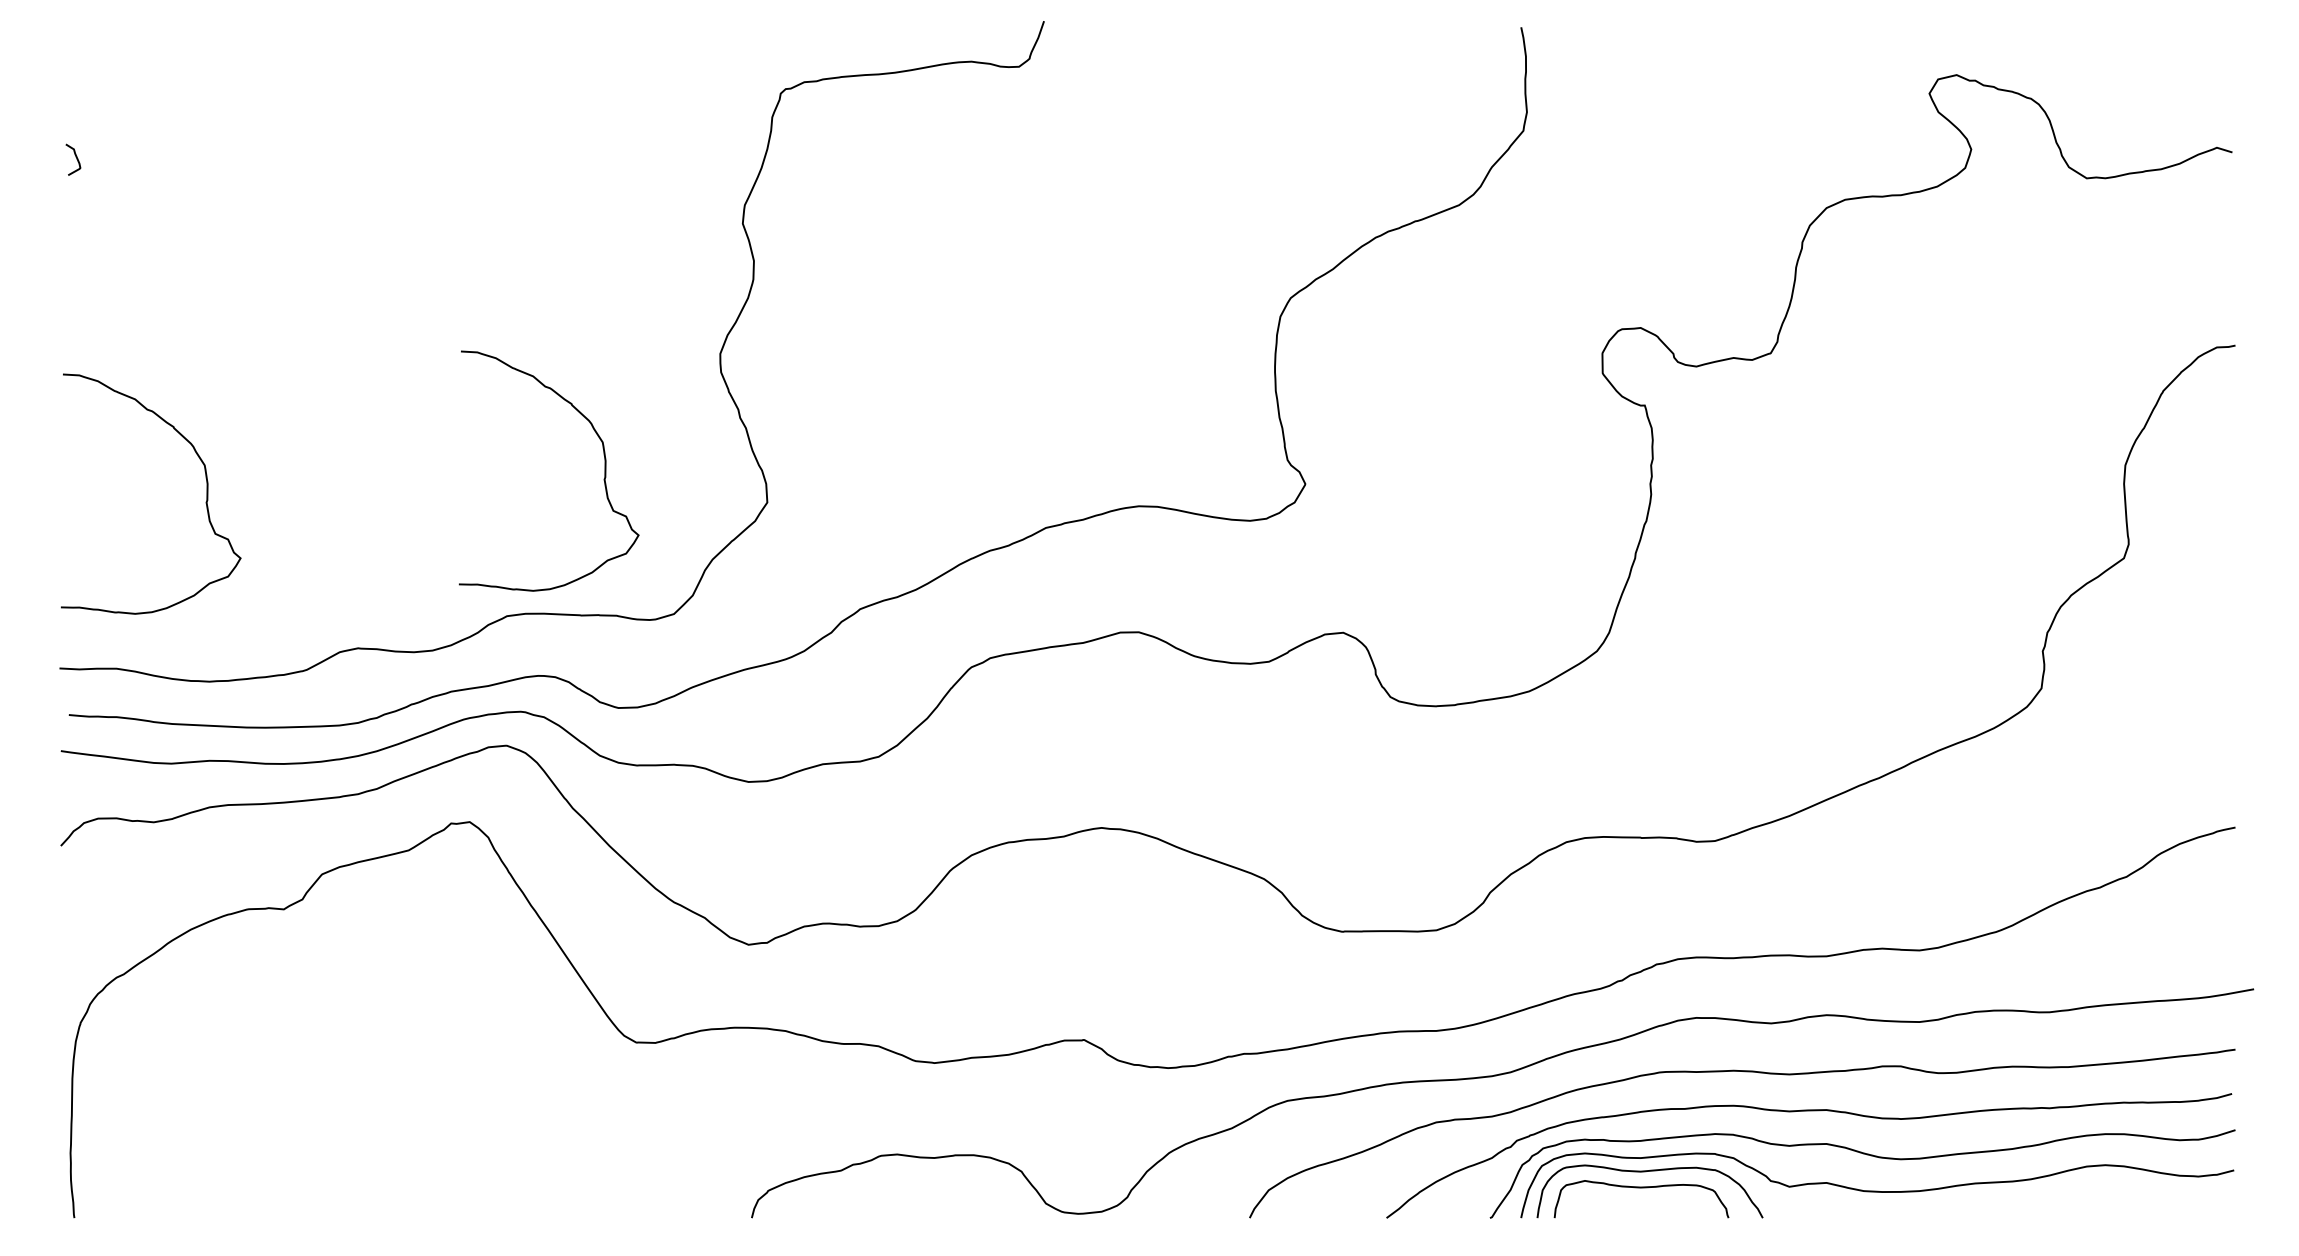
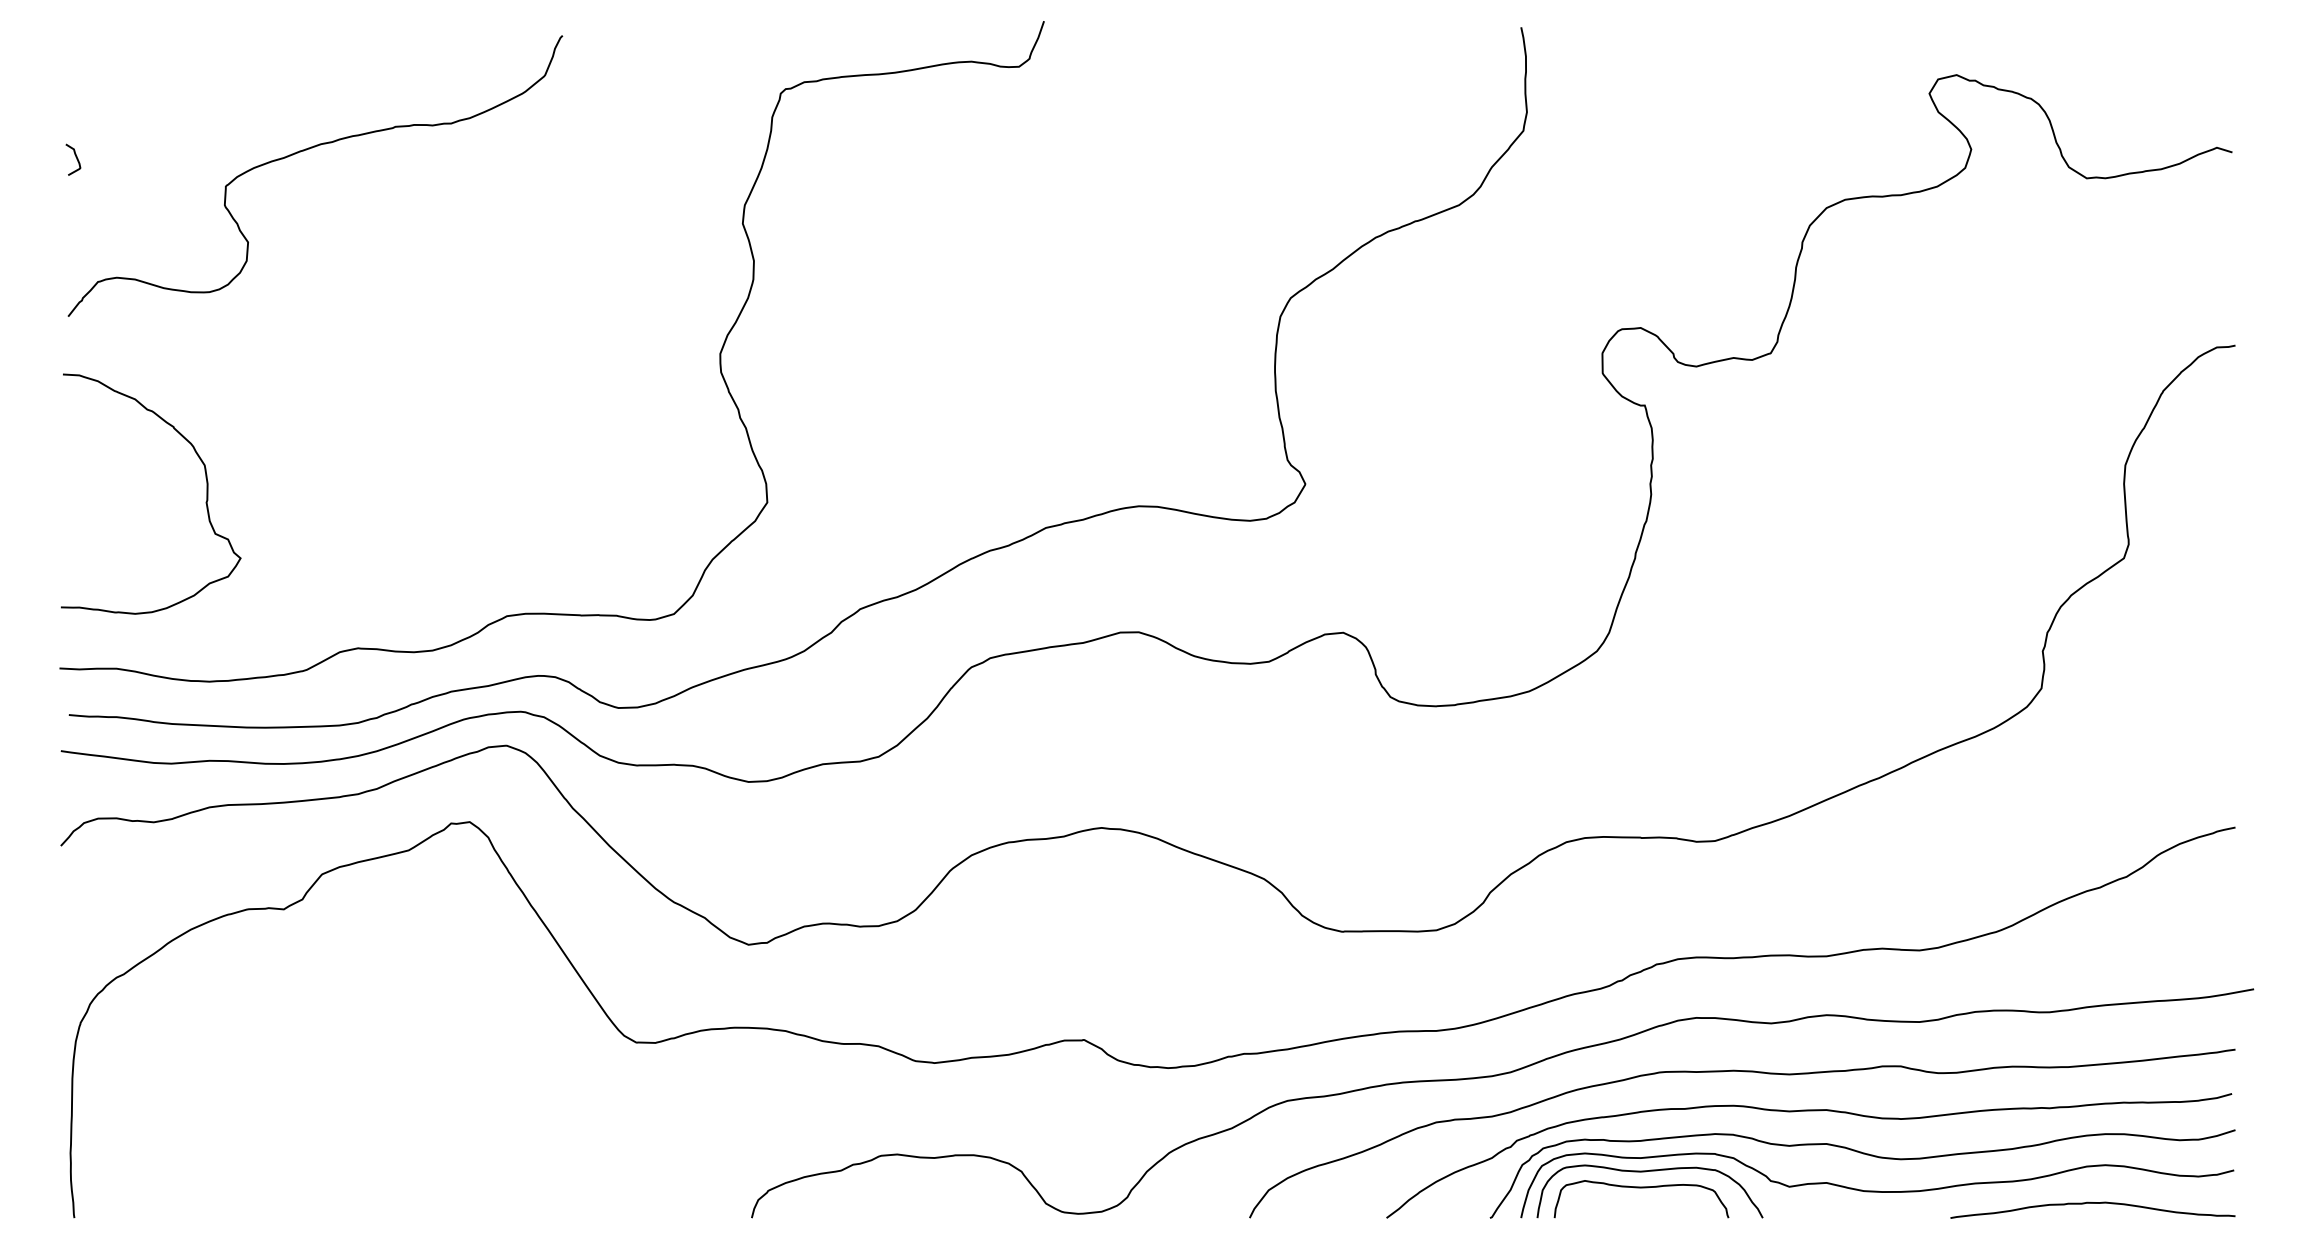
curve: none -> present (306, 150)
curve: present -> none (603, 479)
curve: none -> present (2092, 1203)
